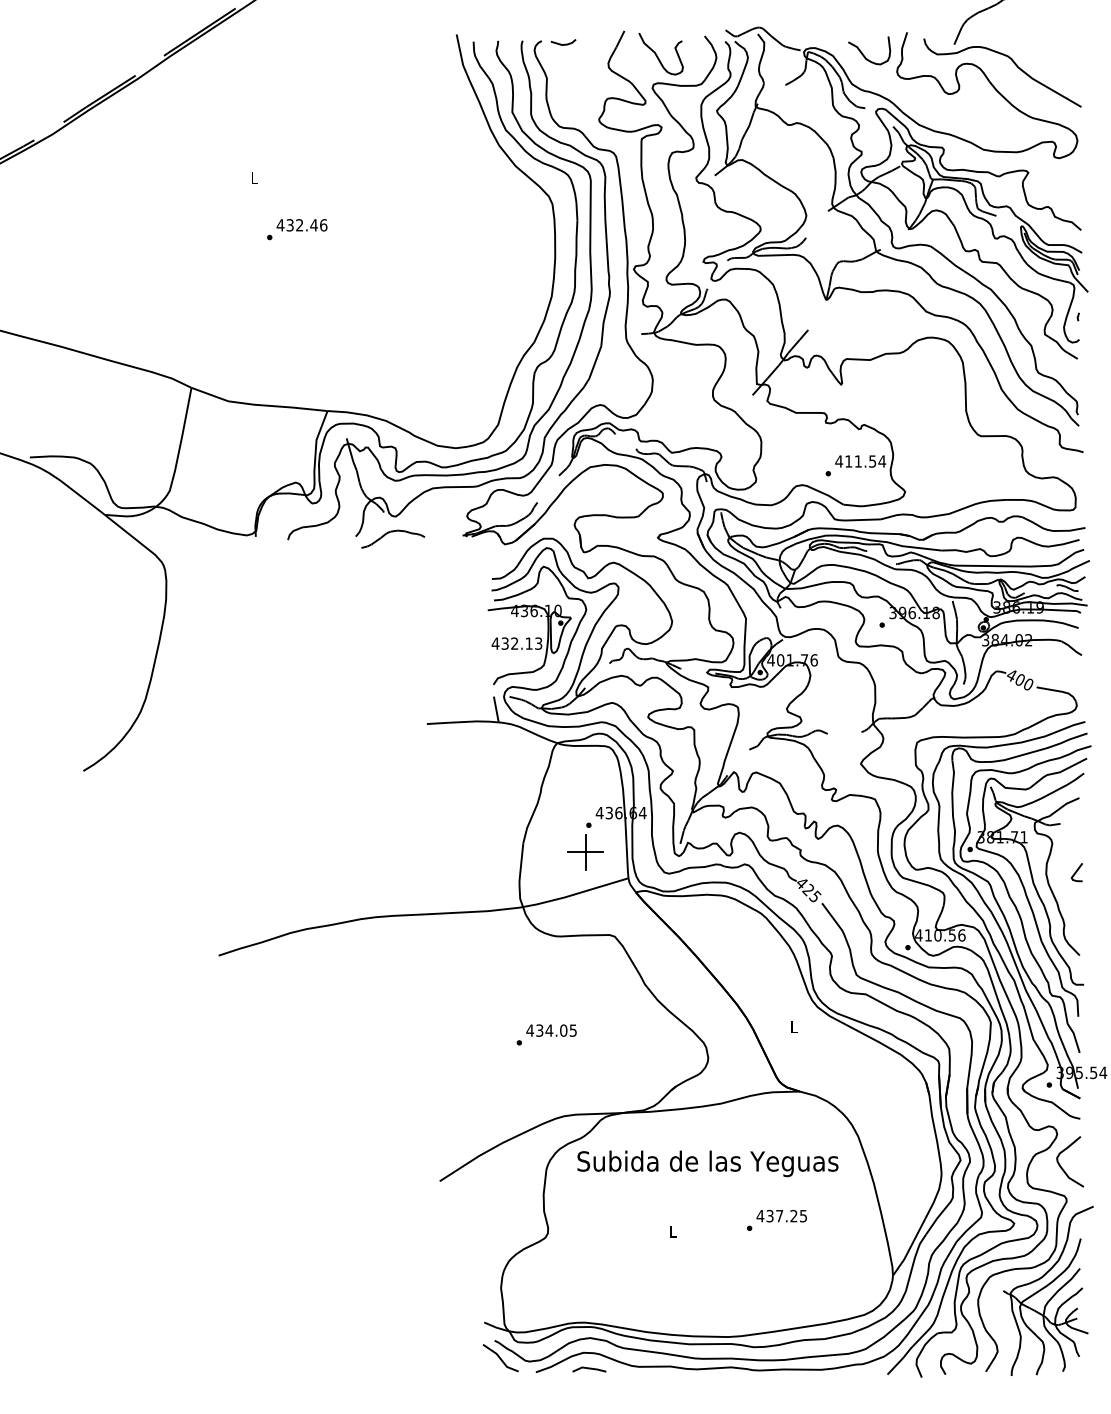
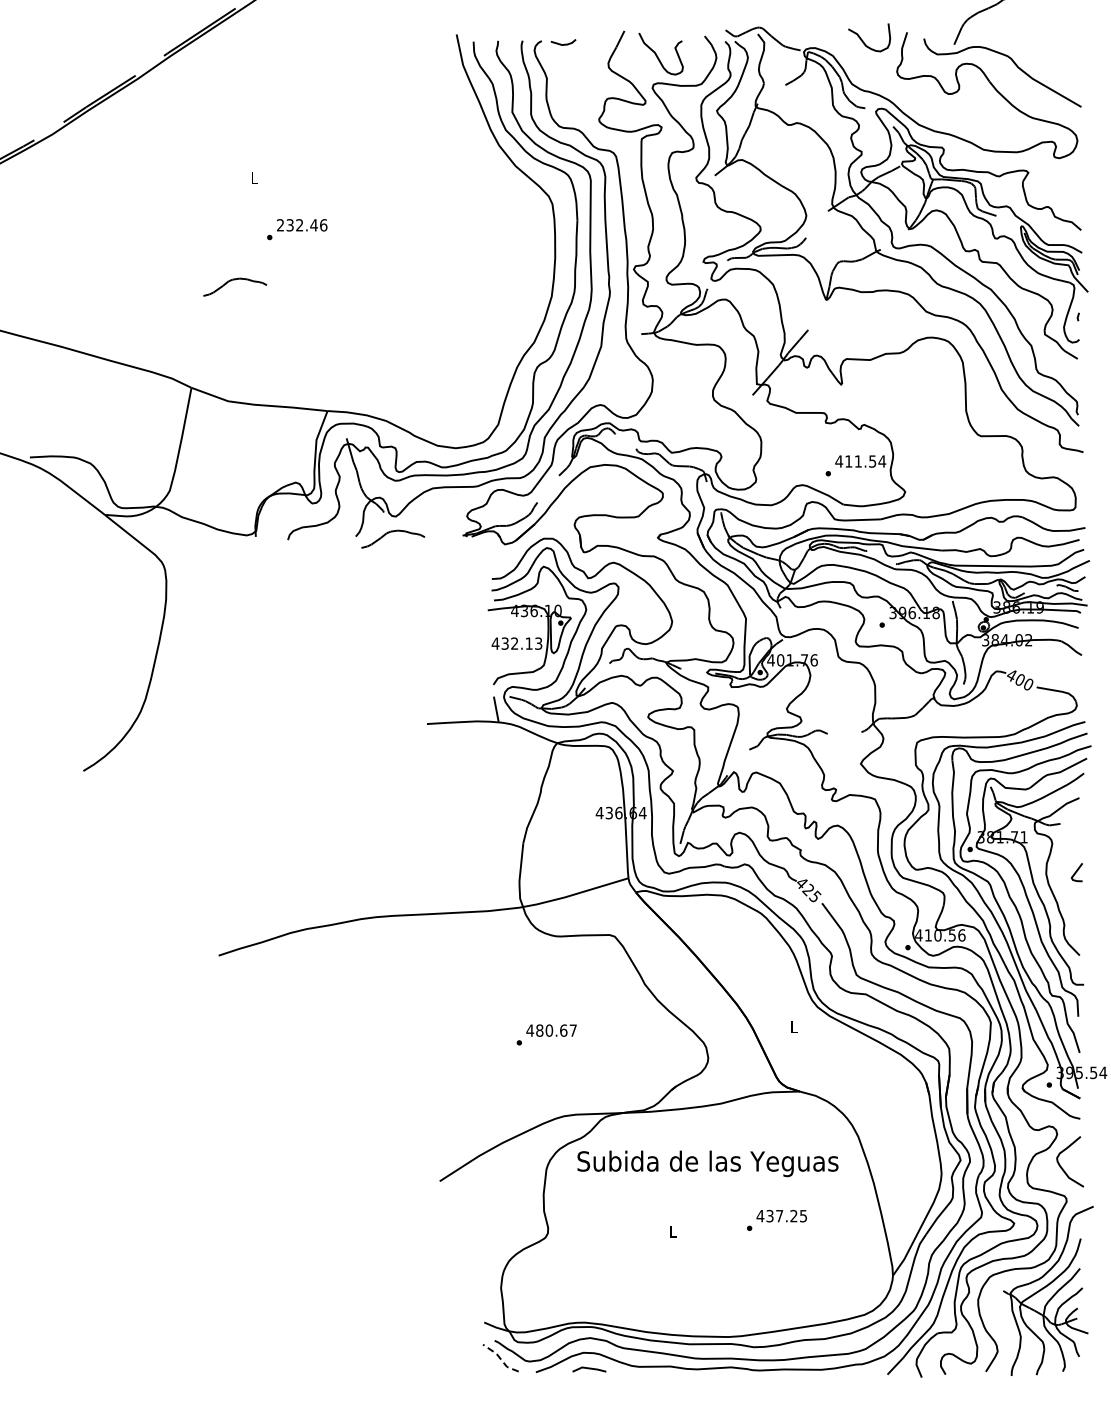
curve position: (863, 53) -> (863, 40) (863, 40)
text: 432.46 -> 232.46 (280, 225)
part: none -> present (235, 286)
part: present -> none (585, 846)
text: 434.05 -> 480.67 (556, 1030)
line: solid -> dashed (500, 1358)
